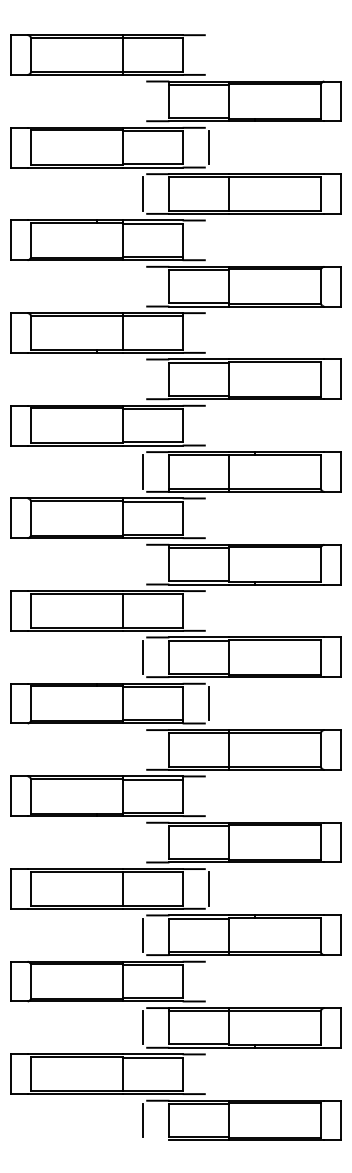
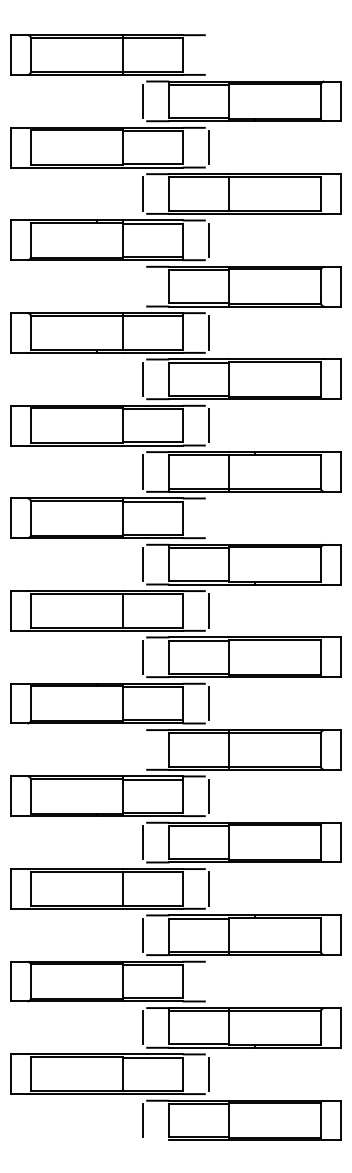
line: none -> present (142, 100)
line: none -> present (209, 239)
line: none -> present (209, 332)
line: none -> present (142, 378)
line: none -> present (209, 425)
line: none -> present (142, 564)
line: none -> present (209, 610)
line: none -> present (209, 795)
line: none -> present (142, 842)
line: none -> present (209, 1073)
